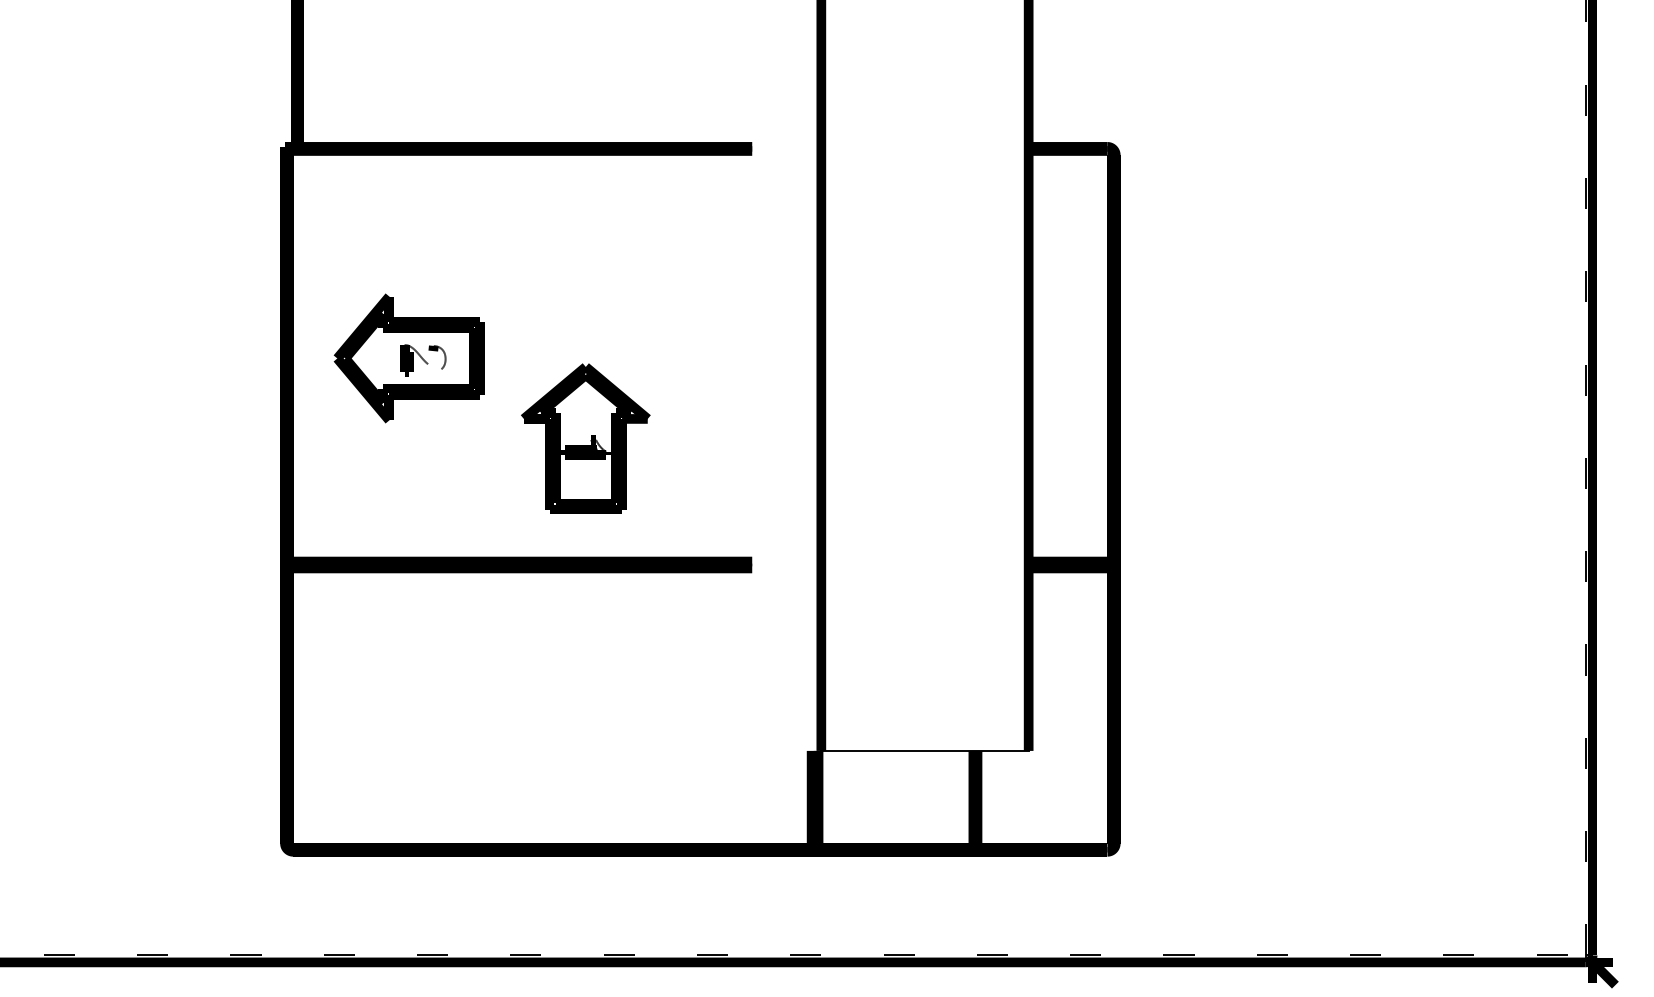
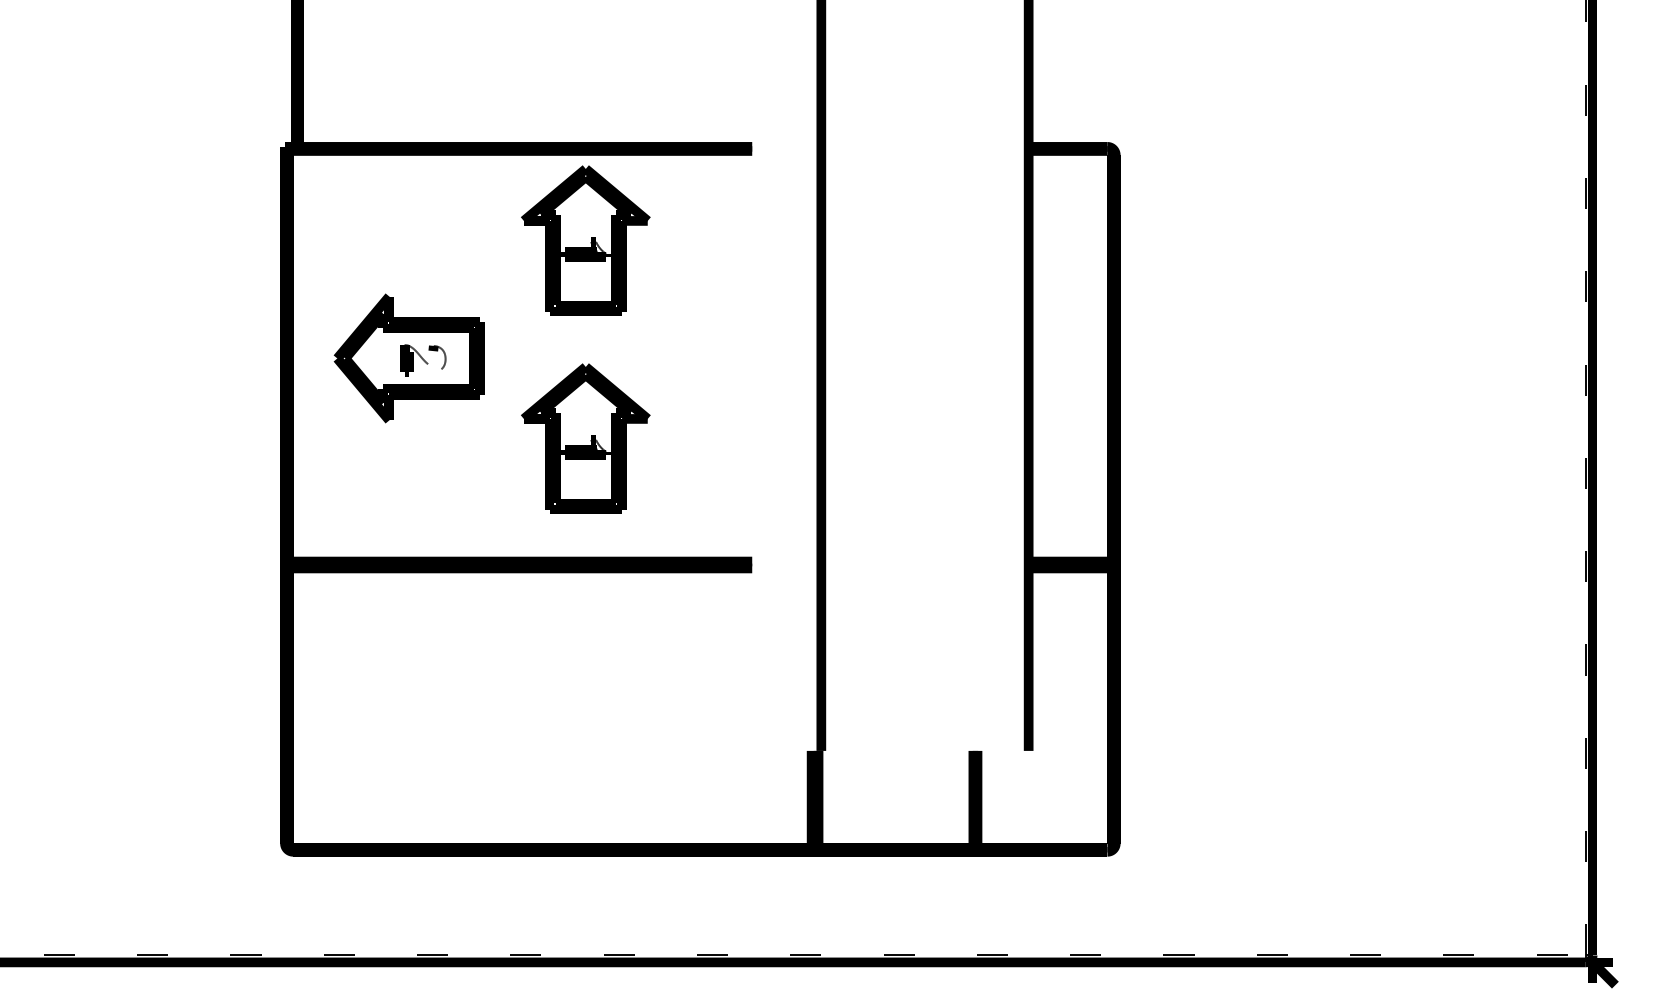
part: none -> present (585, 240)
line: present -> none (924, 750)
